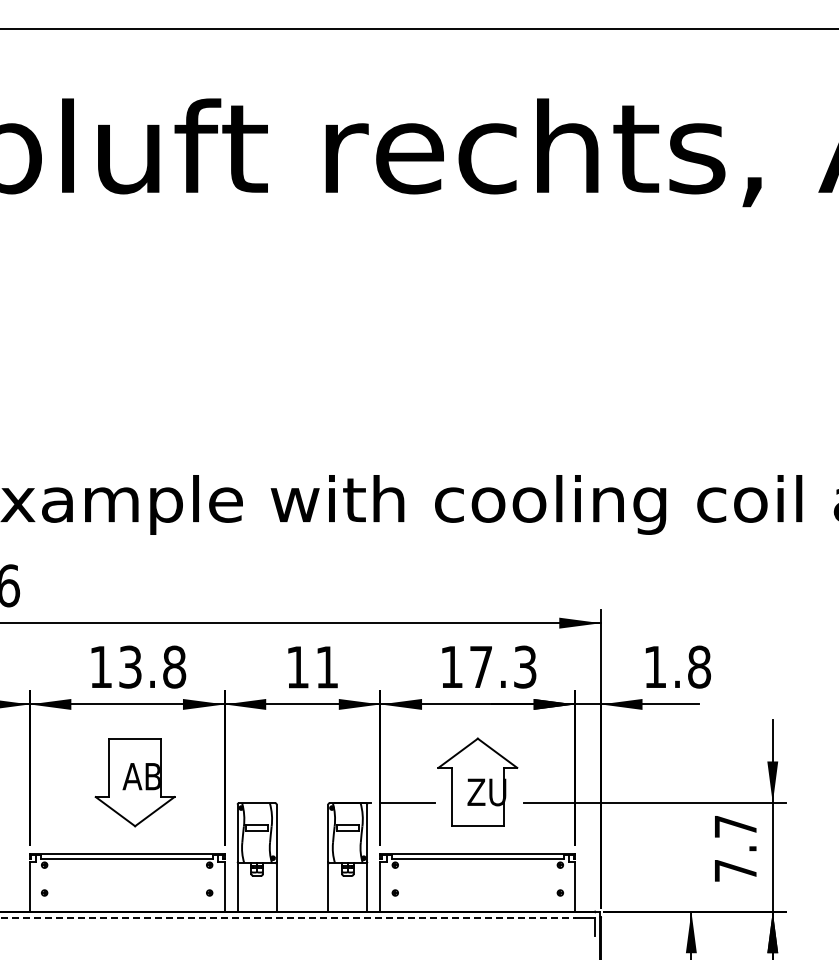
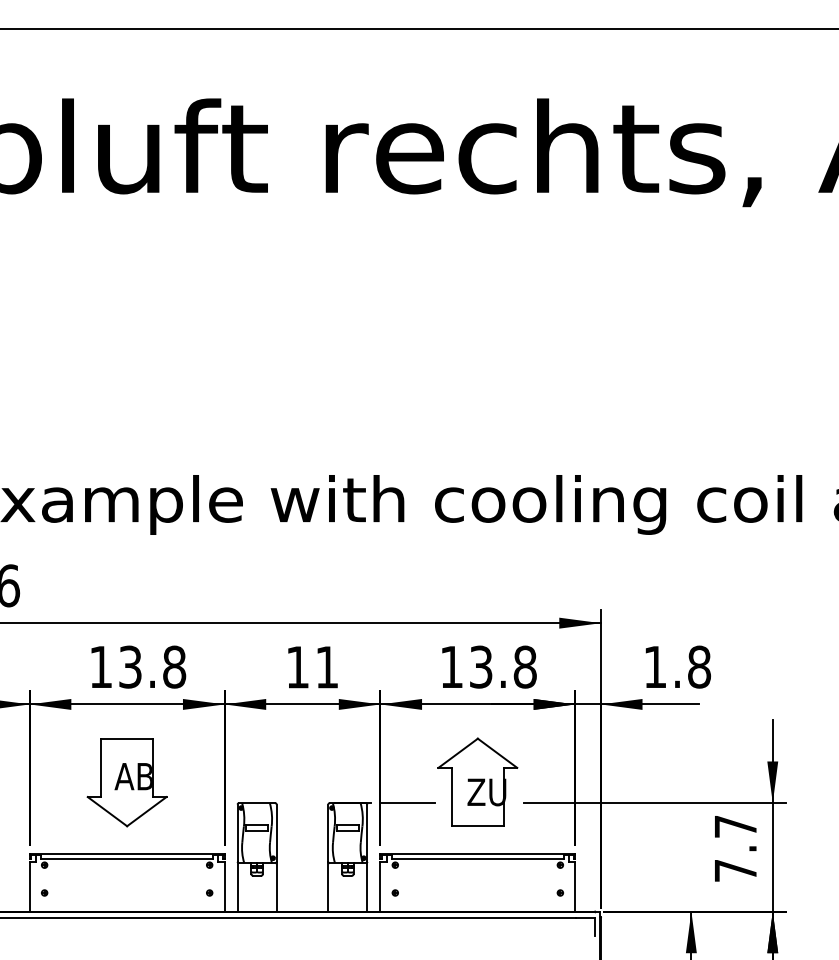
text: 17.3 -> 13.8 (503, 666)
part position: (134, 782) -> (126, 782) (126, 782)
line: dashed -> solid (288, 917)
